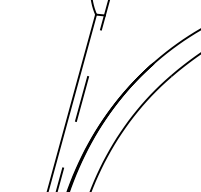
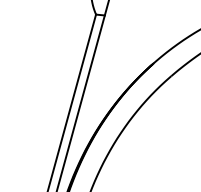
line: dashed -> solid (82, 96)
